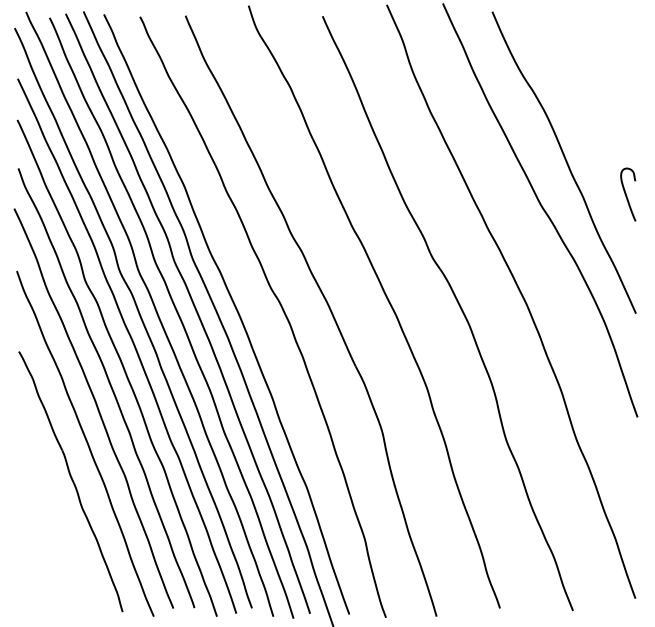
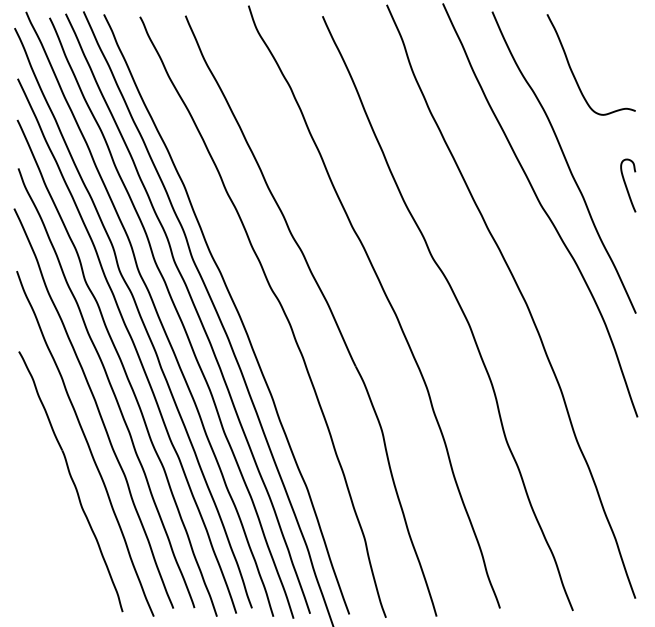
curve: none -> present (573, 72)
curve position: (627, 195) -> (627, 186) (627, 186)
